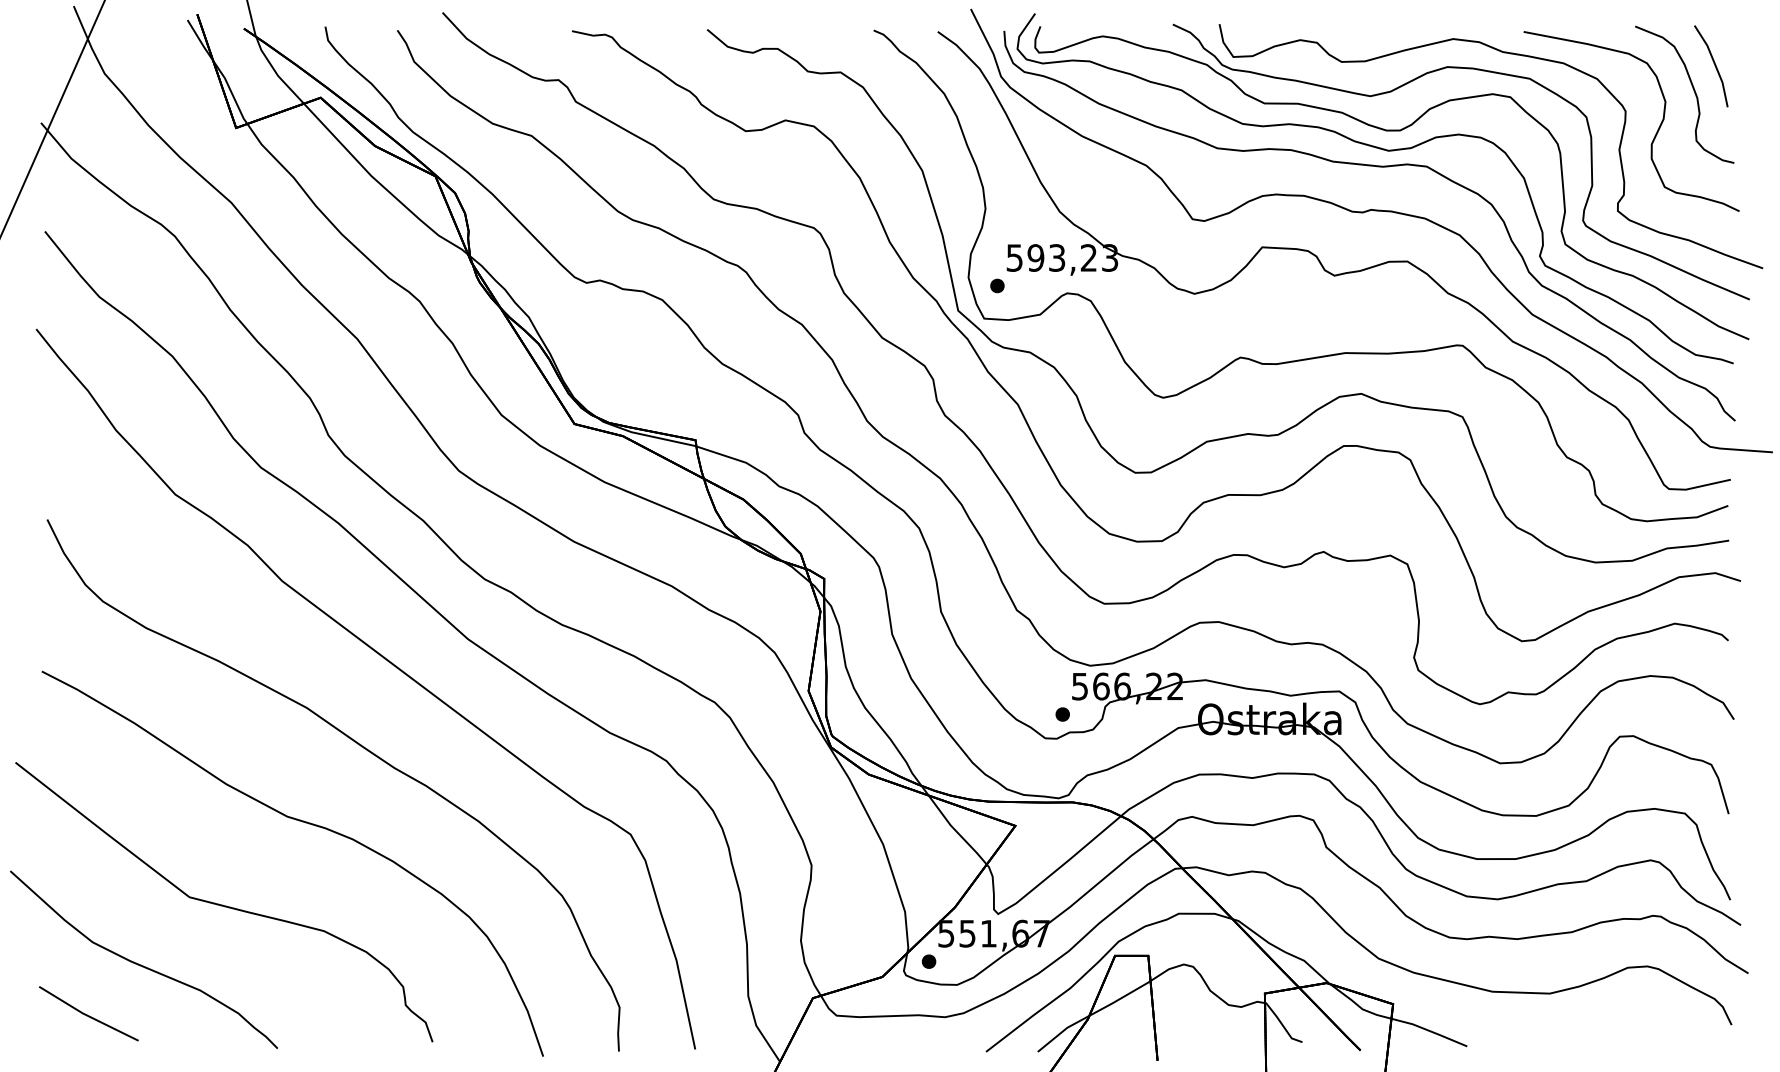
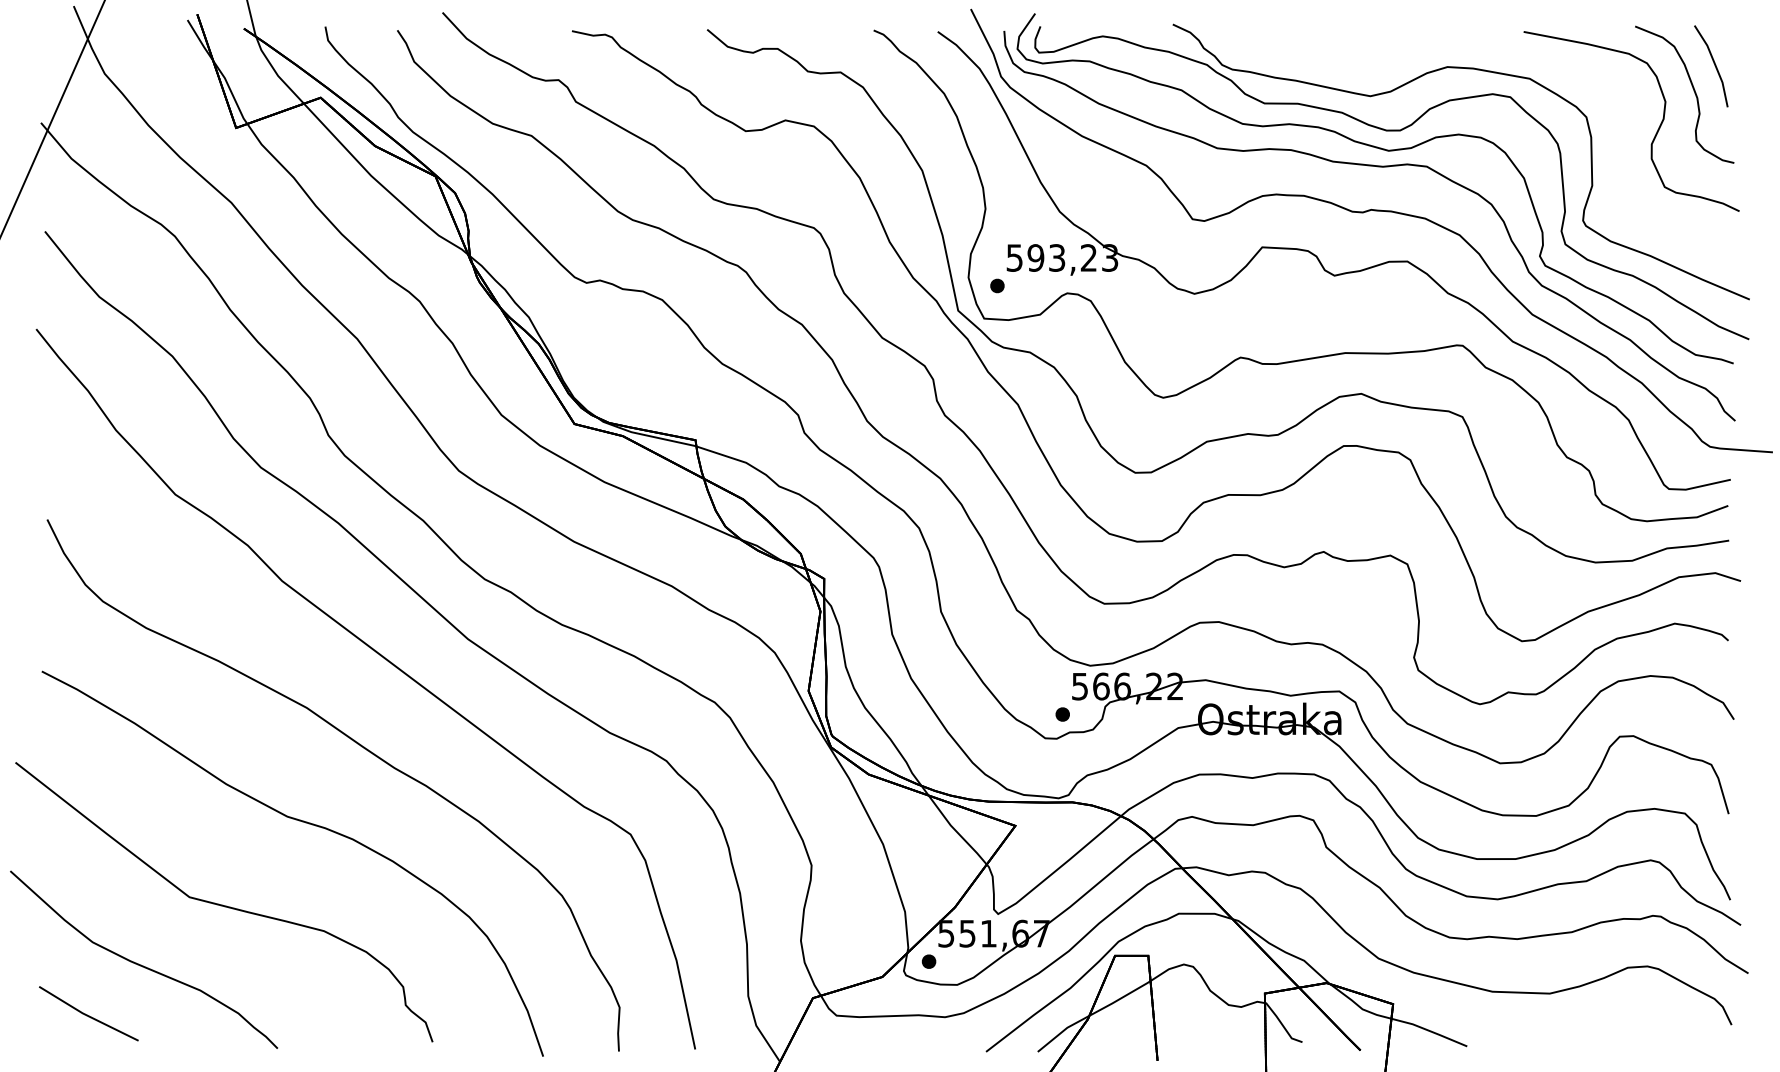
curve: present -> none (1504, 53)
